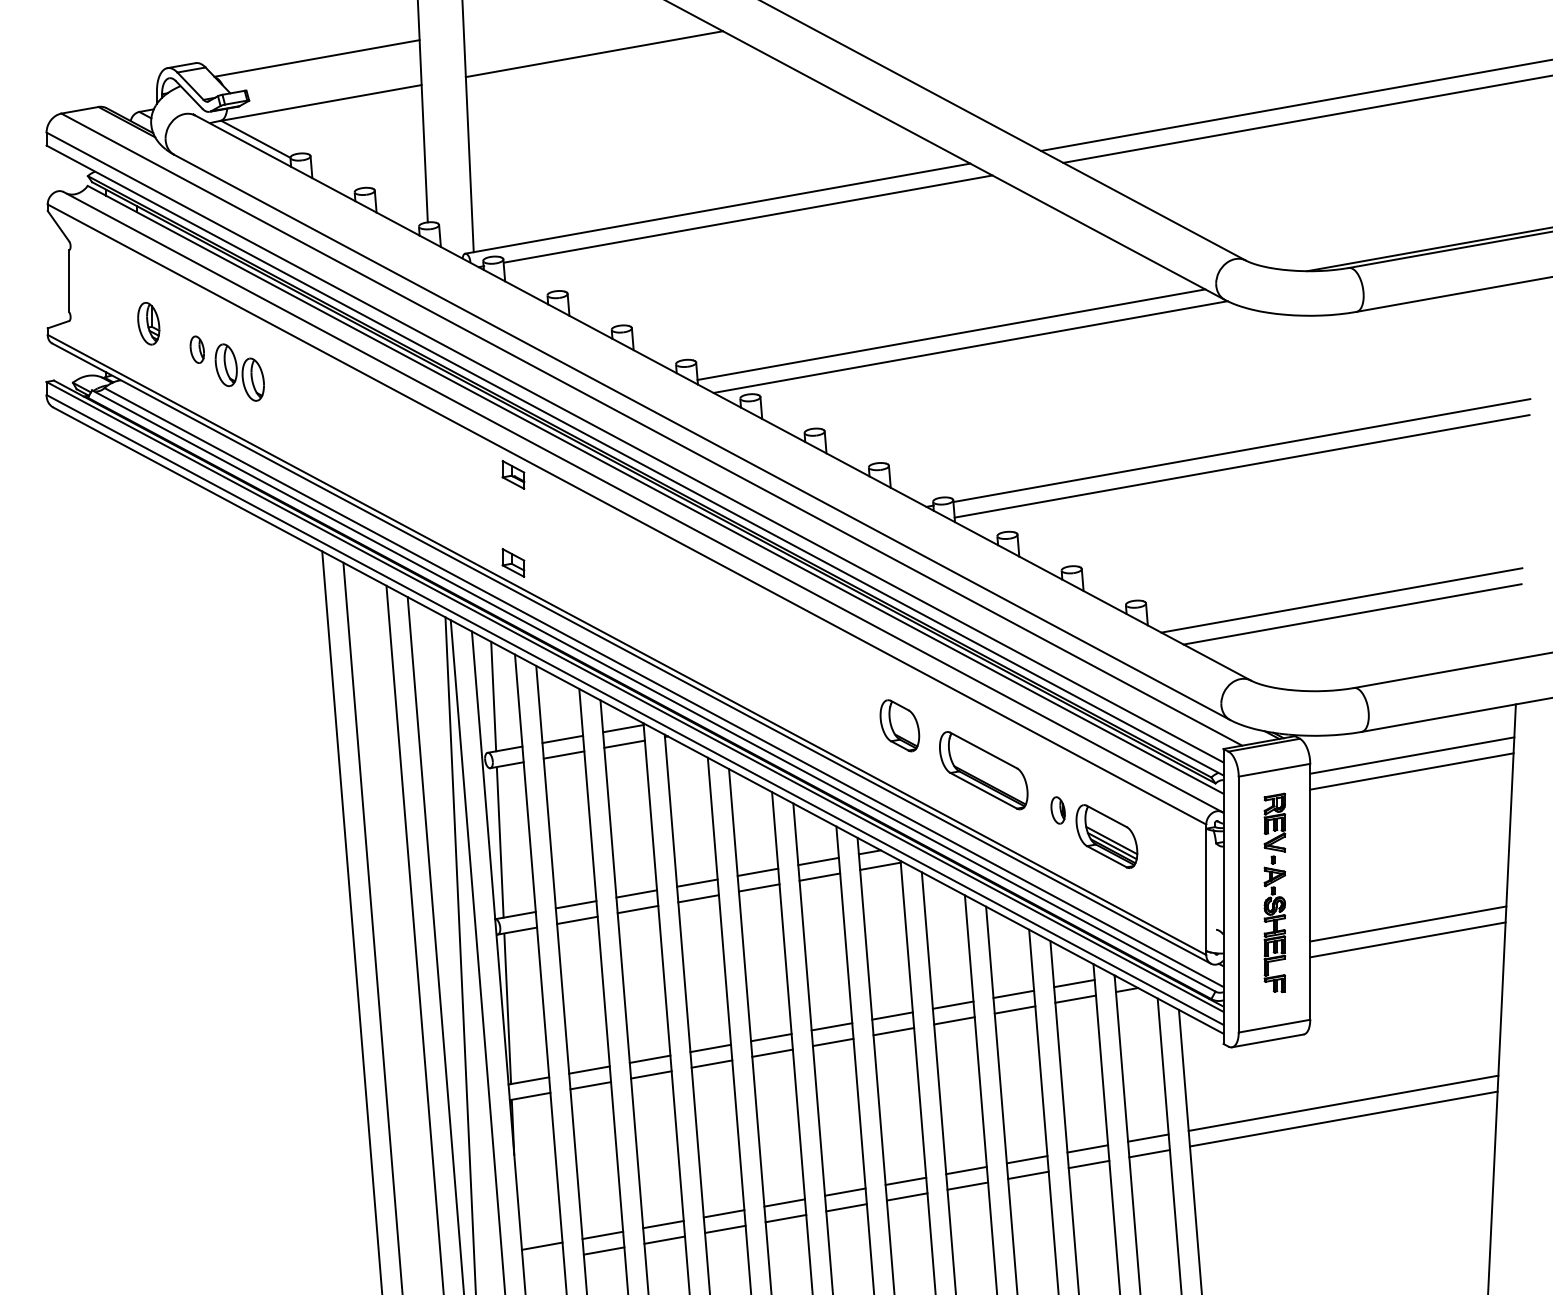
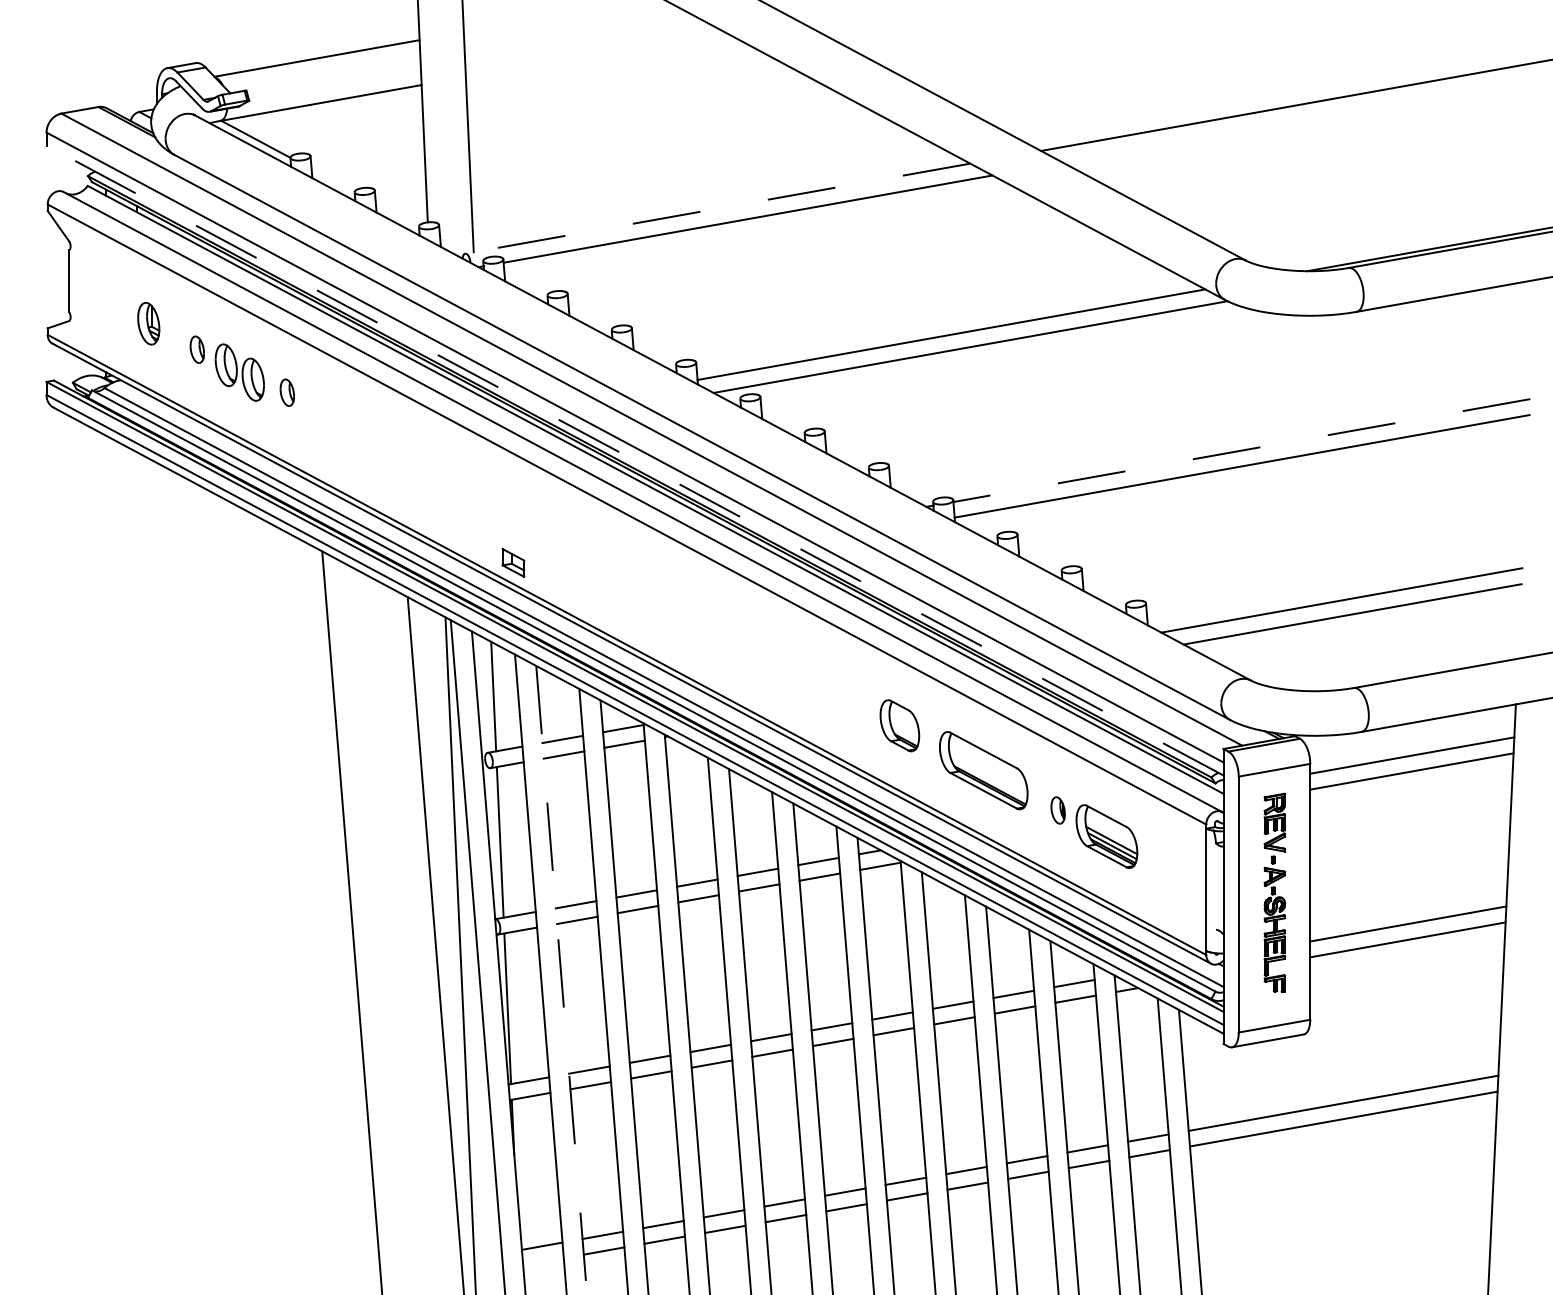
line: present -> none (594, 54)
line: present -> none (1306, 119)
line: solid -> dashed (717, 208)
part: none -> present (286, 392)
line: solid -> dashed (1241, 450)
line: solid -> dashed (634, 460)
part: present -> none (513, 474)
line: present -> none (372, 926)
line: present -> none (414, 938)
line: solid -> dashed (561, 980)
